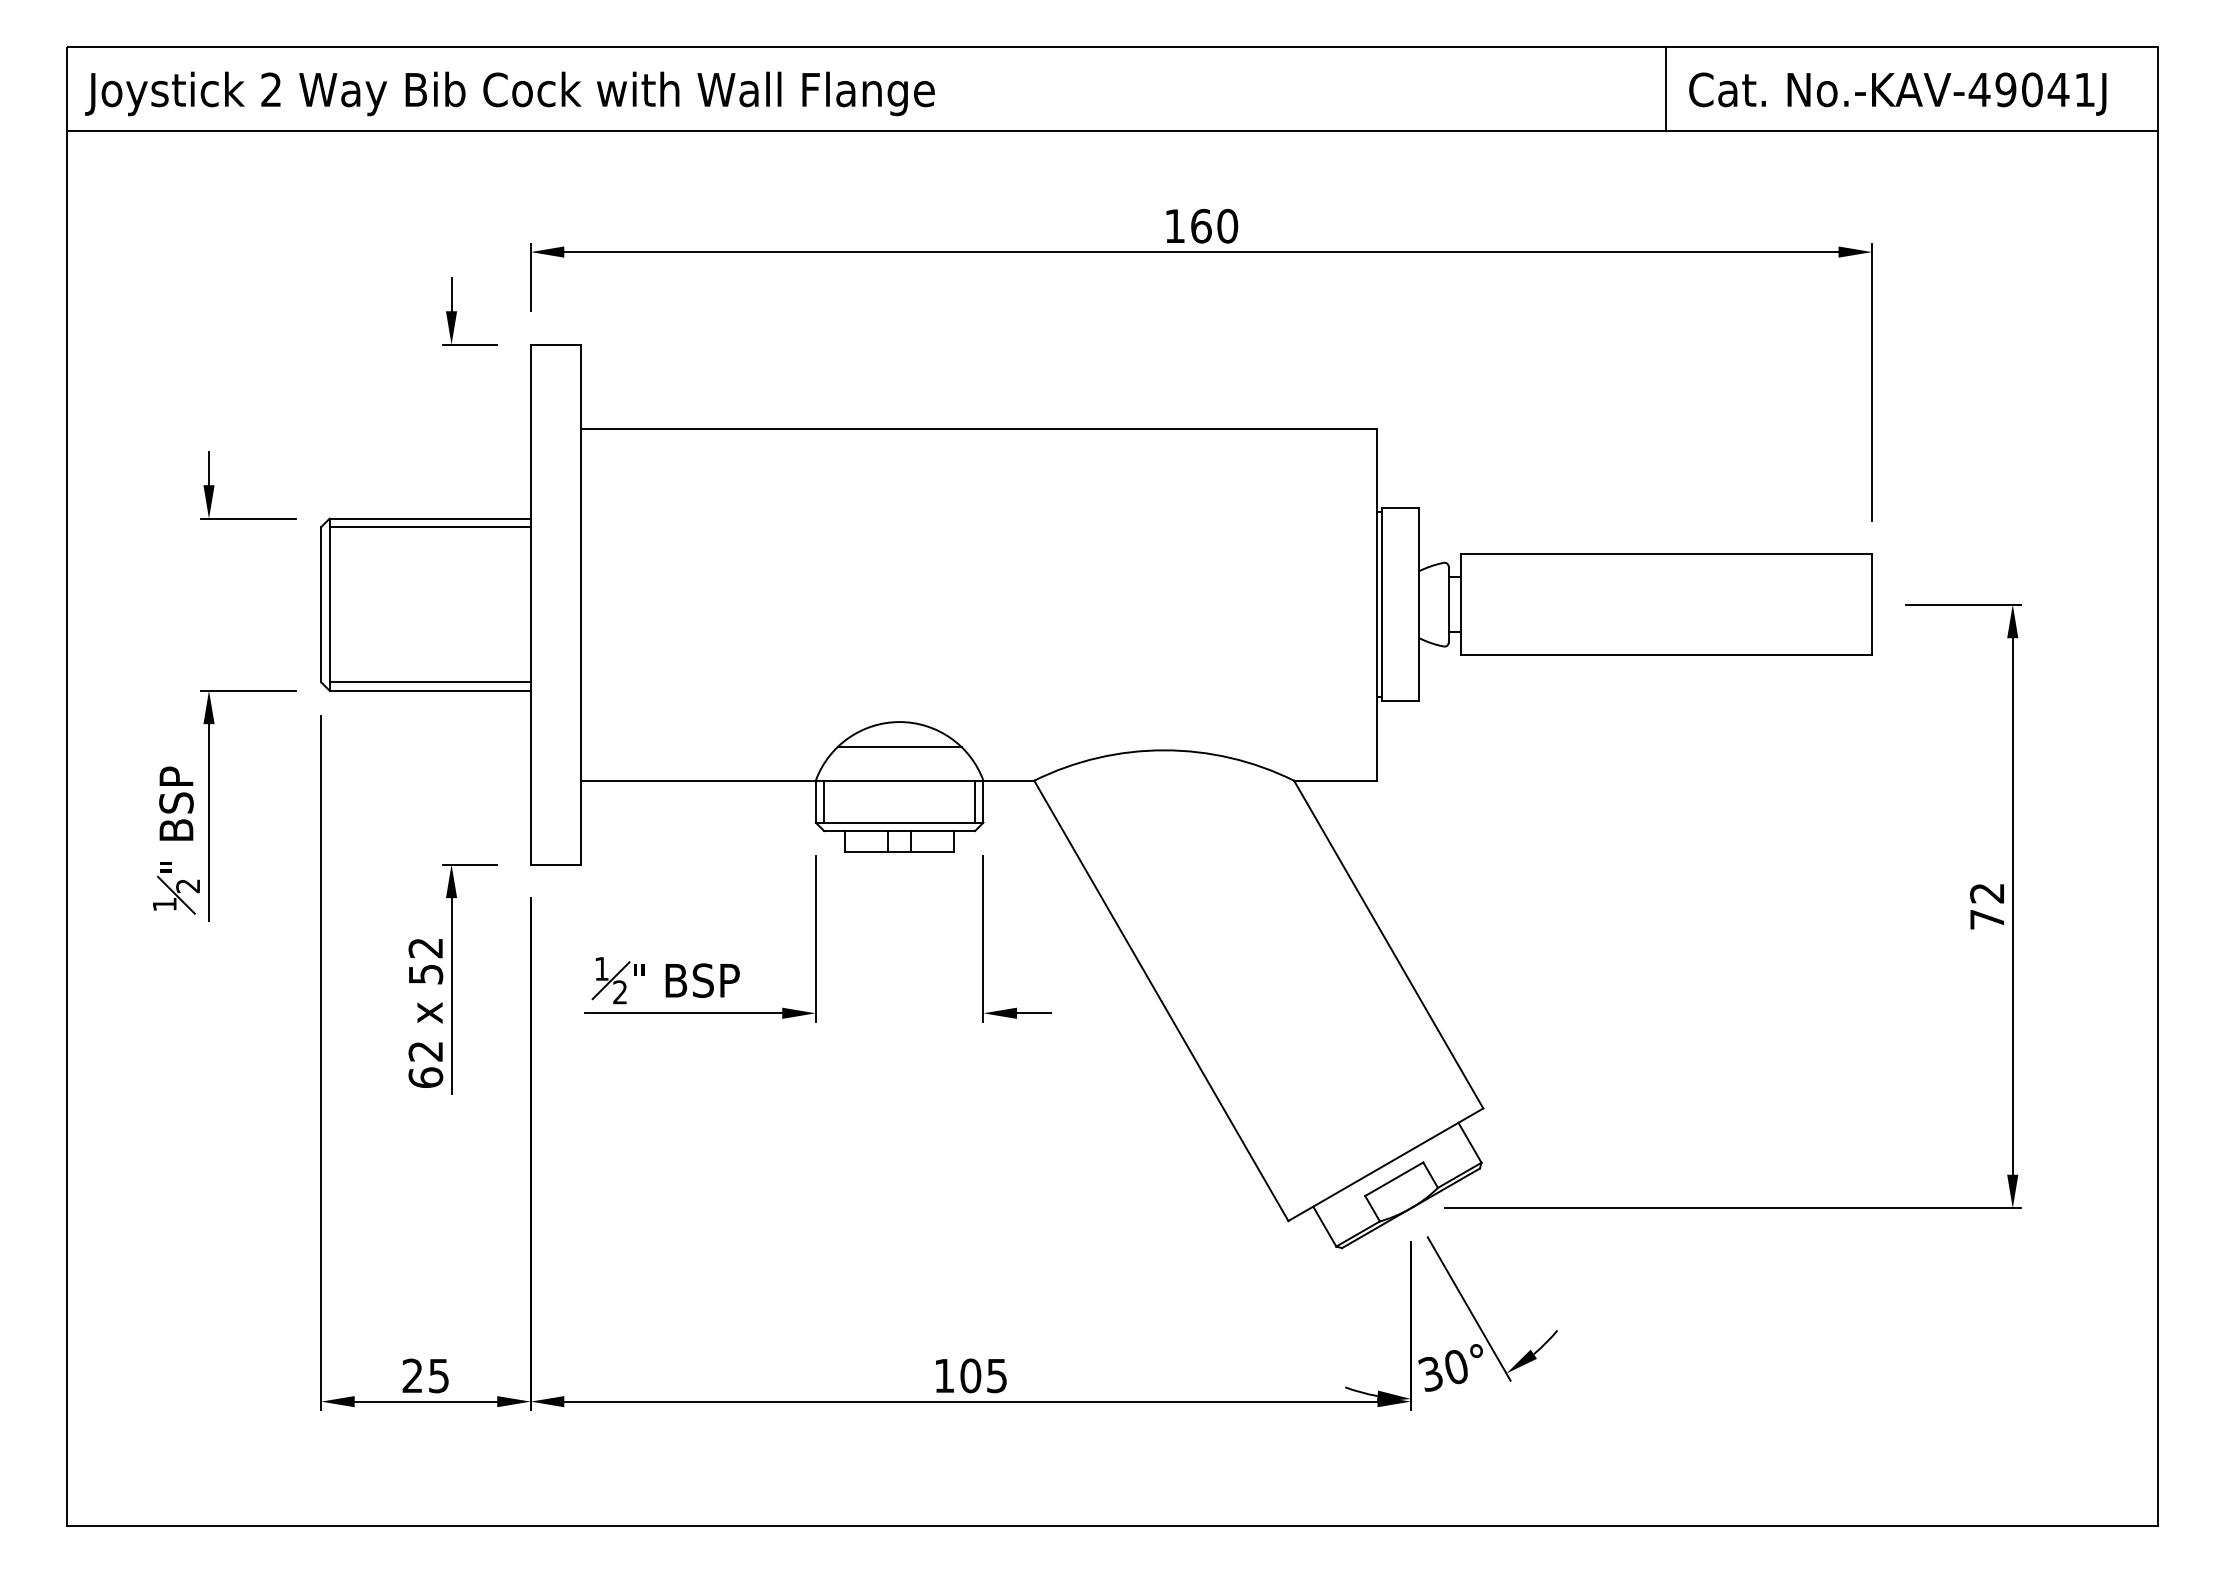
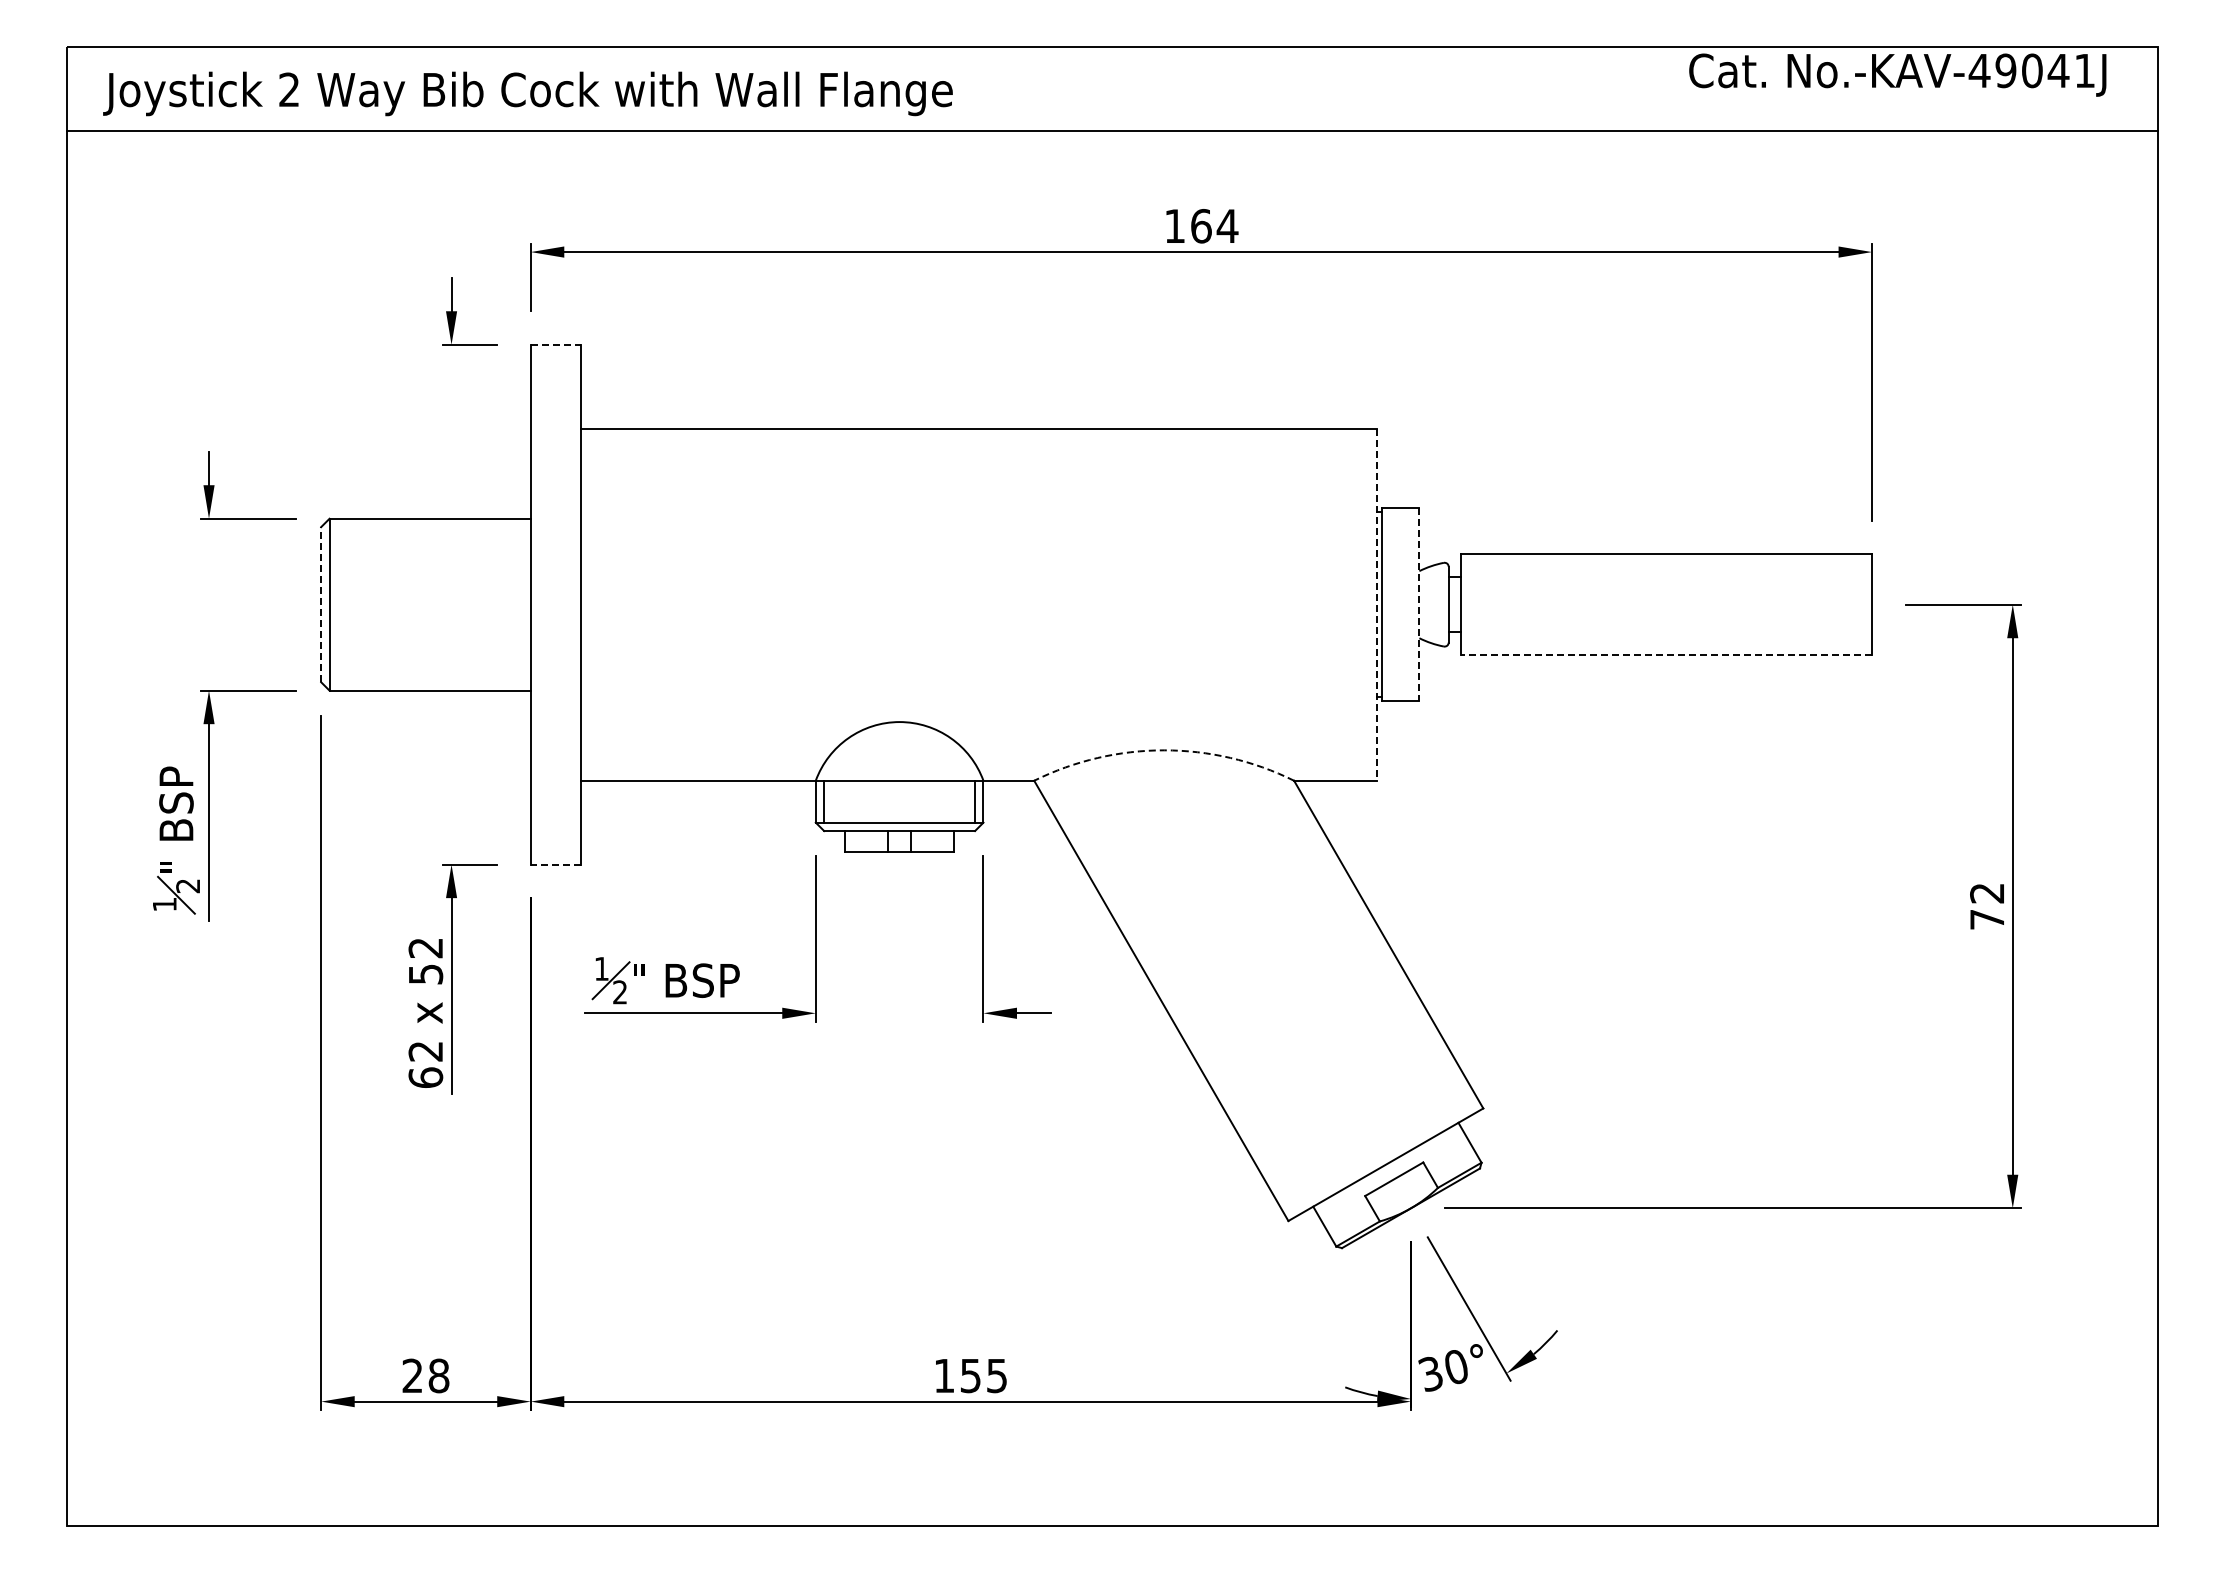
line: present -> none (1666, 88)
text position: (509, 93) -> (527, 93) (527, 93)
text position: (1897, 93) -> (1897, 74) (1897, 74)
text: 160 -> 164 (1227, 226)
line: solid -> dashed (556, 344)
line: present -> none (429, 527)
line: solid -> dashed (321, 604)
line: solid -> dashed (1377, 605)
line: solid -> dashed (1419, 605)
line: solid -> dashed (1666, 655)
line: present -> none (429, 682)
line: present -> none (899, 747)
arc: solid -> dashed (1164, 750)
line: solid -> dashed (555, 864)
text: 25 -> 28 (438, 1375)
text: 105 -> 155 (970, 1375)
